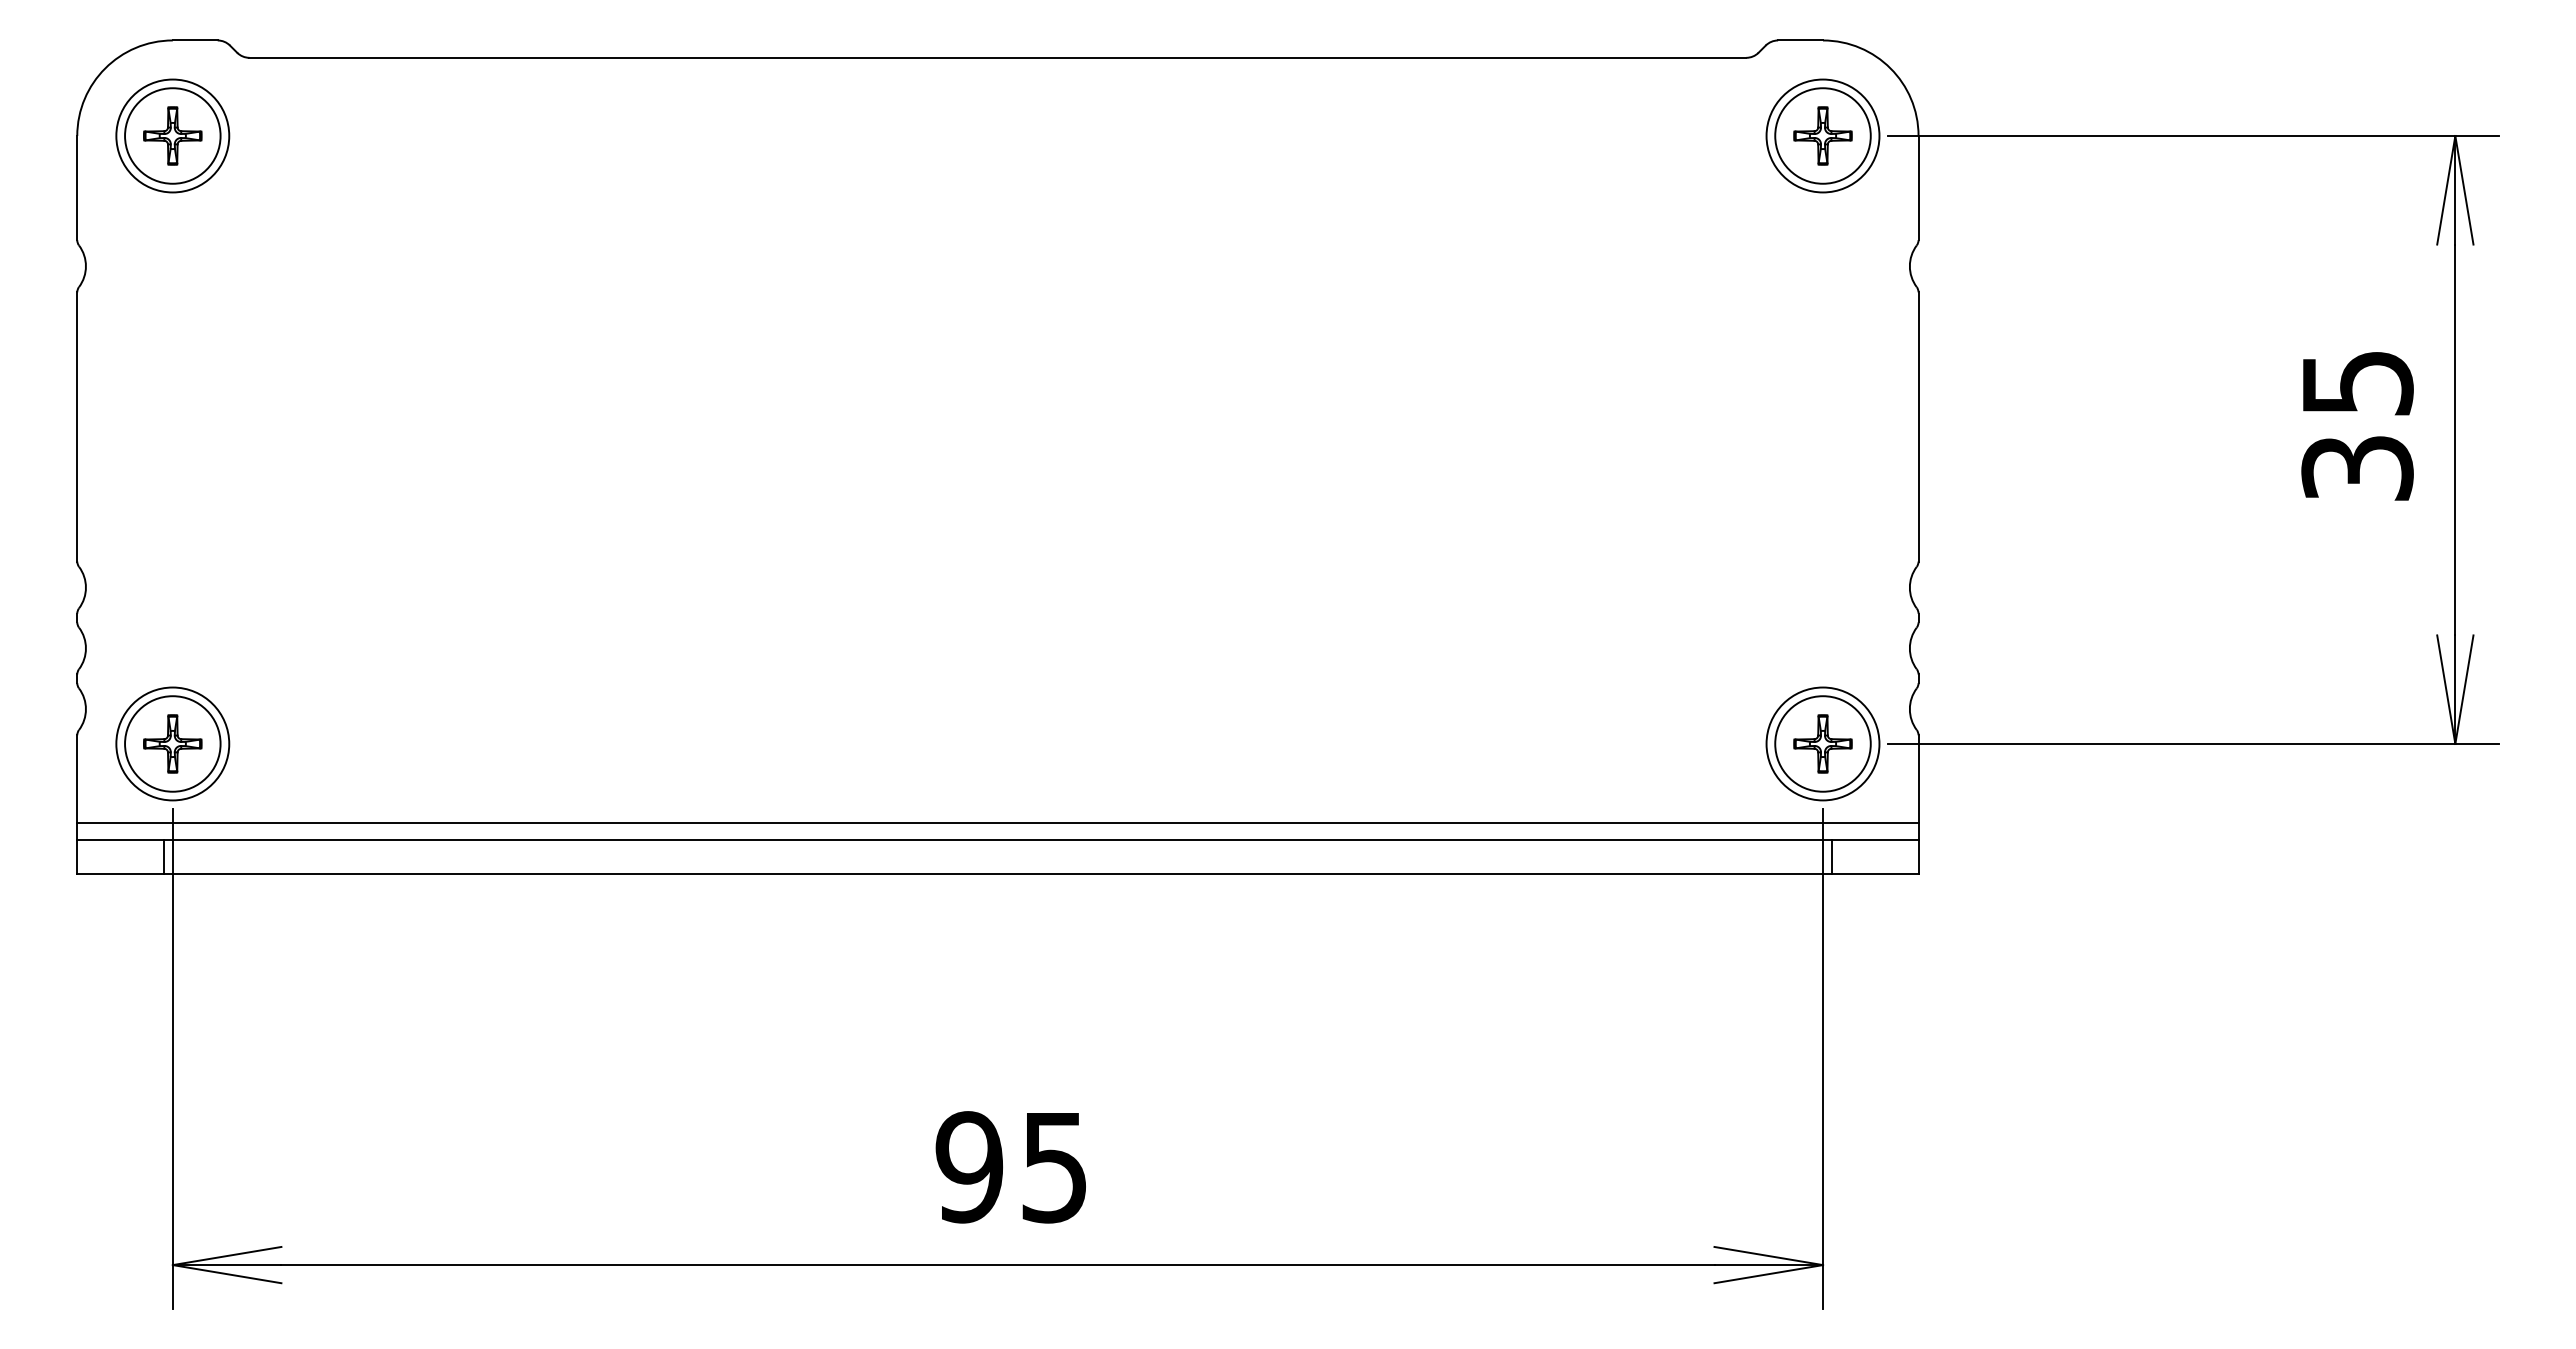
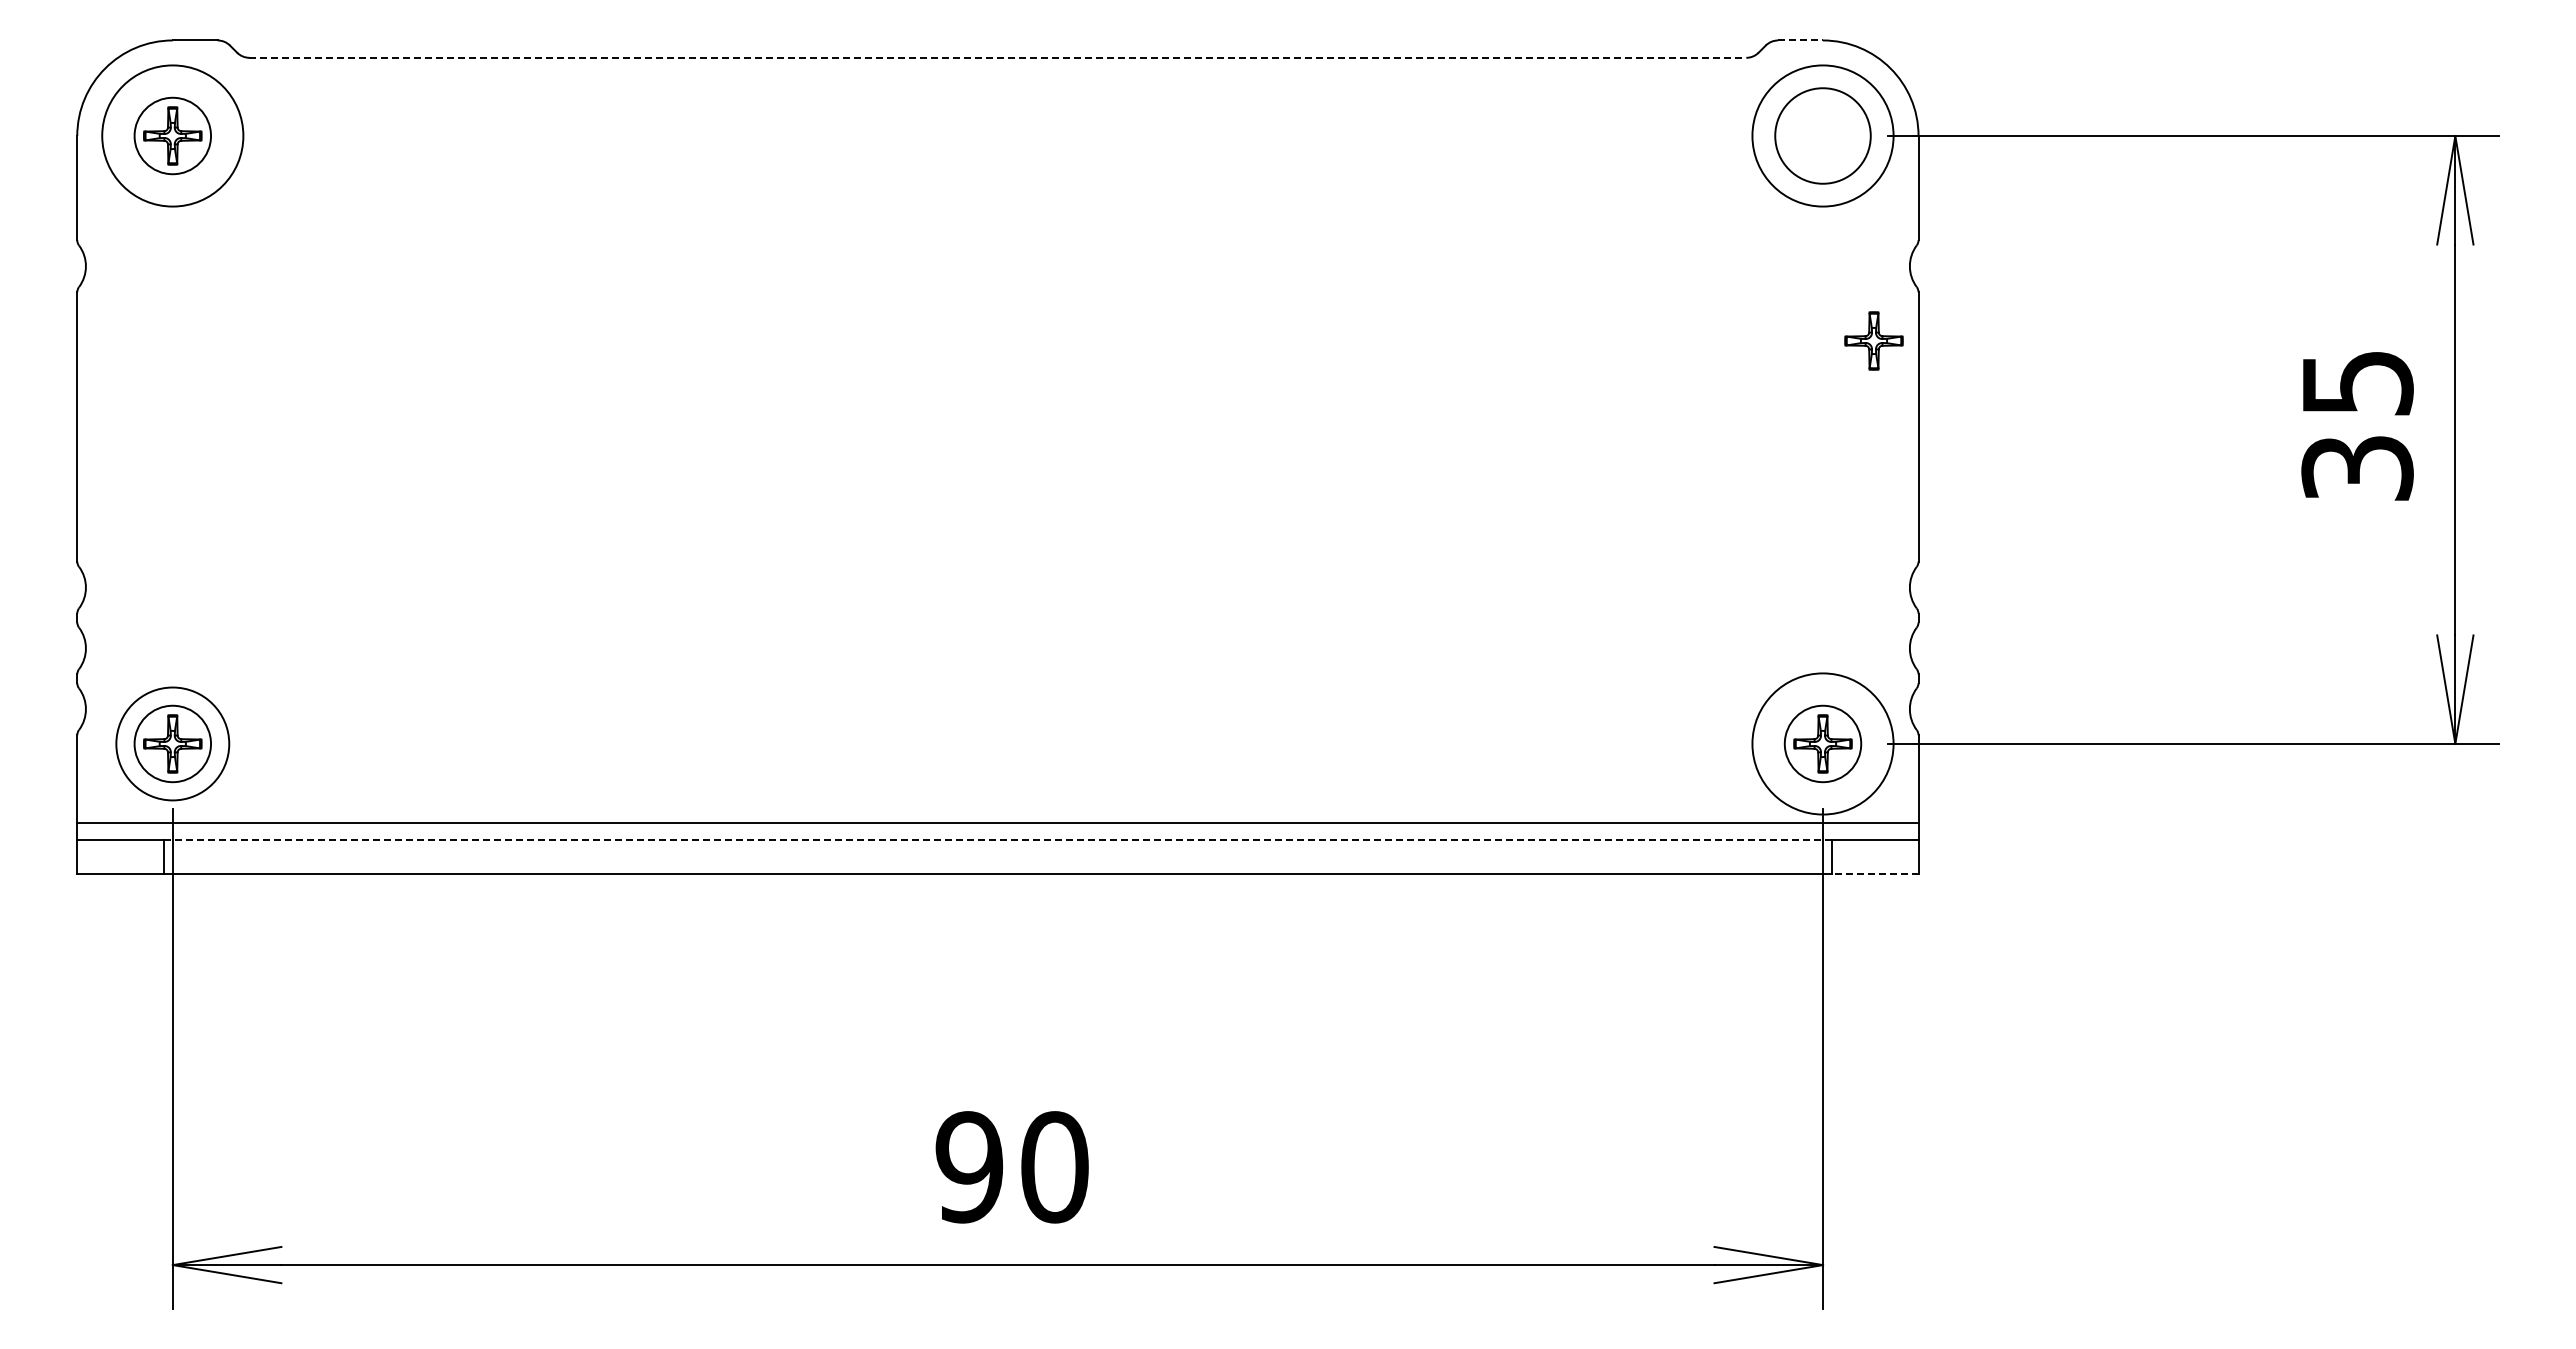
line: solid -> dashed (1801, 40)
line: solid -> dashed (998, 57)
circle diameter: 113 px -> 141 px (172, 135)
circle diameter: 96 px -> 76 px (172, 135)
circle diameter: 113 px -> 141 px (1822, 135)
part position: (1822, 135) -> (1873, 340) (1873, 340)
circle diameter: 96 px -> 76 px (172, 743)
circle diameter: 113 px -> 141 px (1822, 743)
circle diameter: 96 px -> 76 px (1822, 743)
line: solid -> dashed (997, 839)
line: solid -> dashed (1874, 874)
text: 95 -> 90 (1054, 1167)
